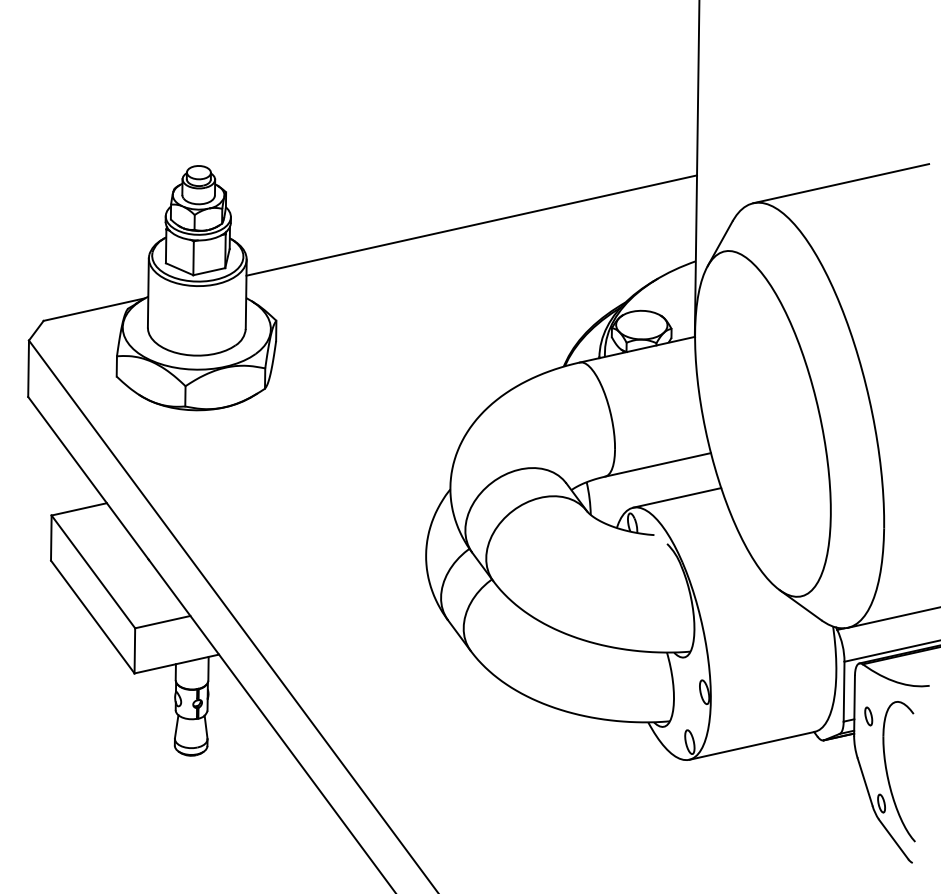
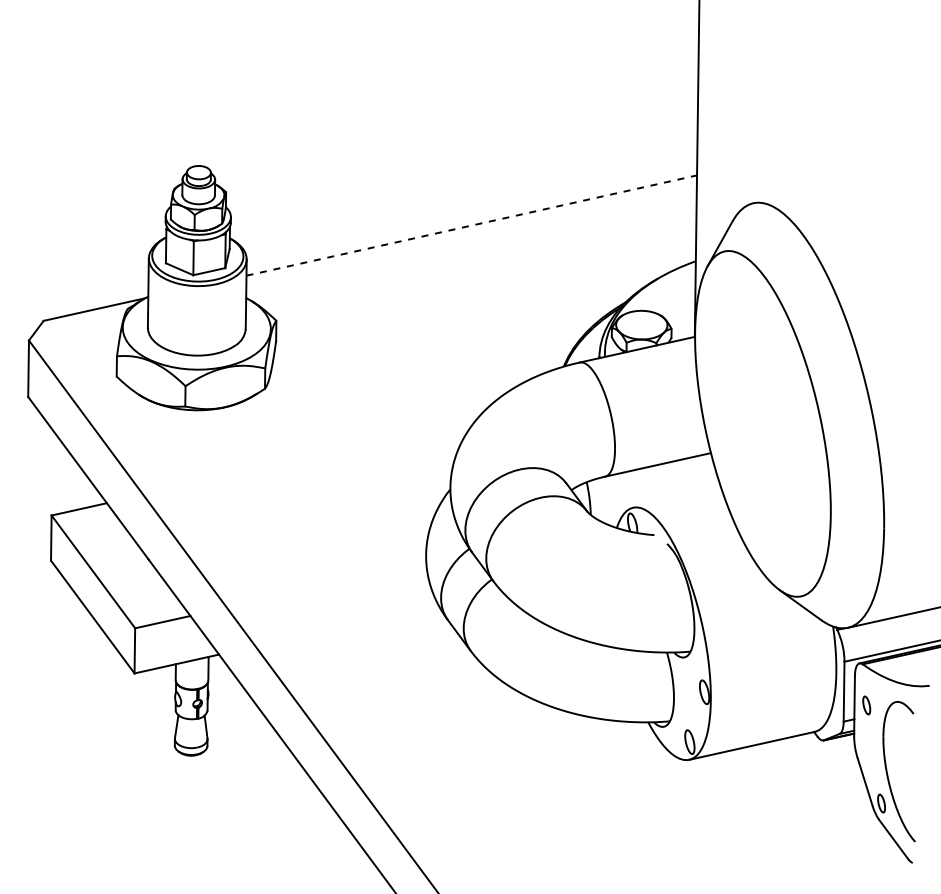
line: present -> none (841, 183)
line: solid -> dashed (471, 225)
line: present -> none (677, 497)
part position: (868, 716) -> (866, 705) (866, 705)
